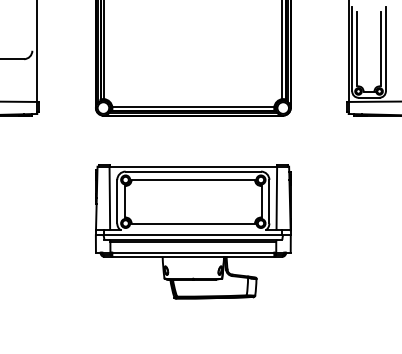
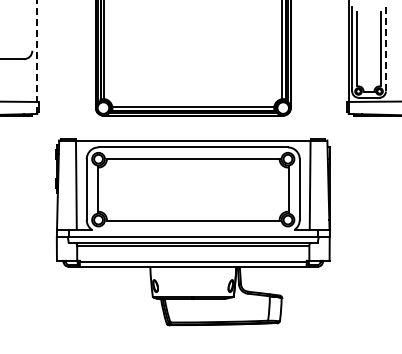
line: solid -> dashed (385, 48)
line: solid -> dashed (37, 57)
part size: 197x136 px -> 276x189 px (192, 232)
